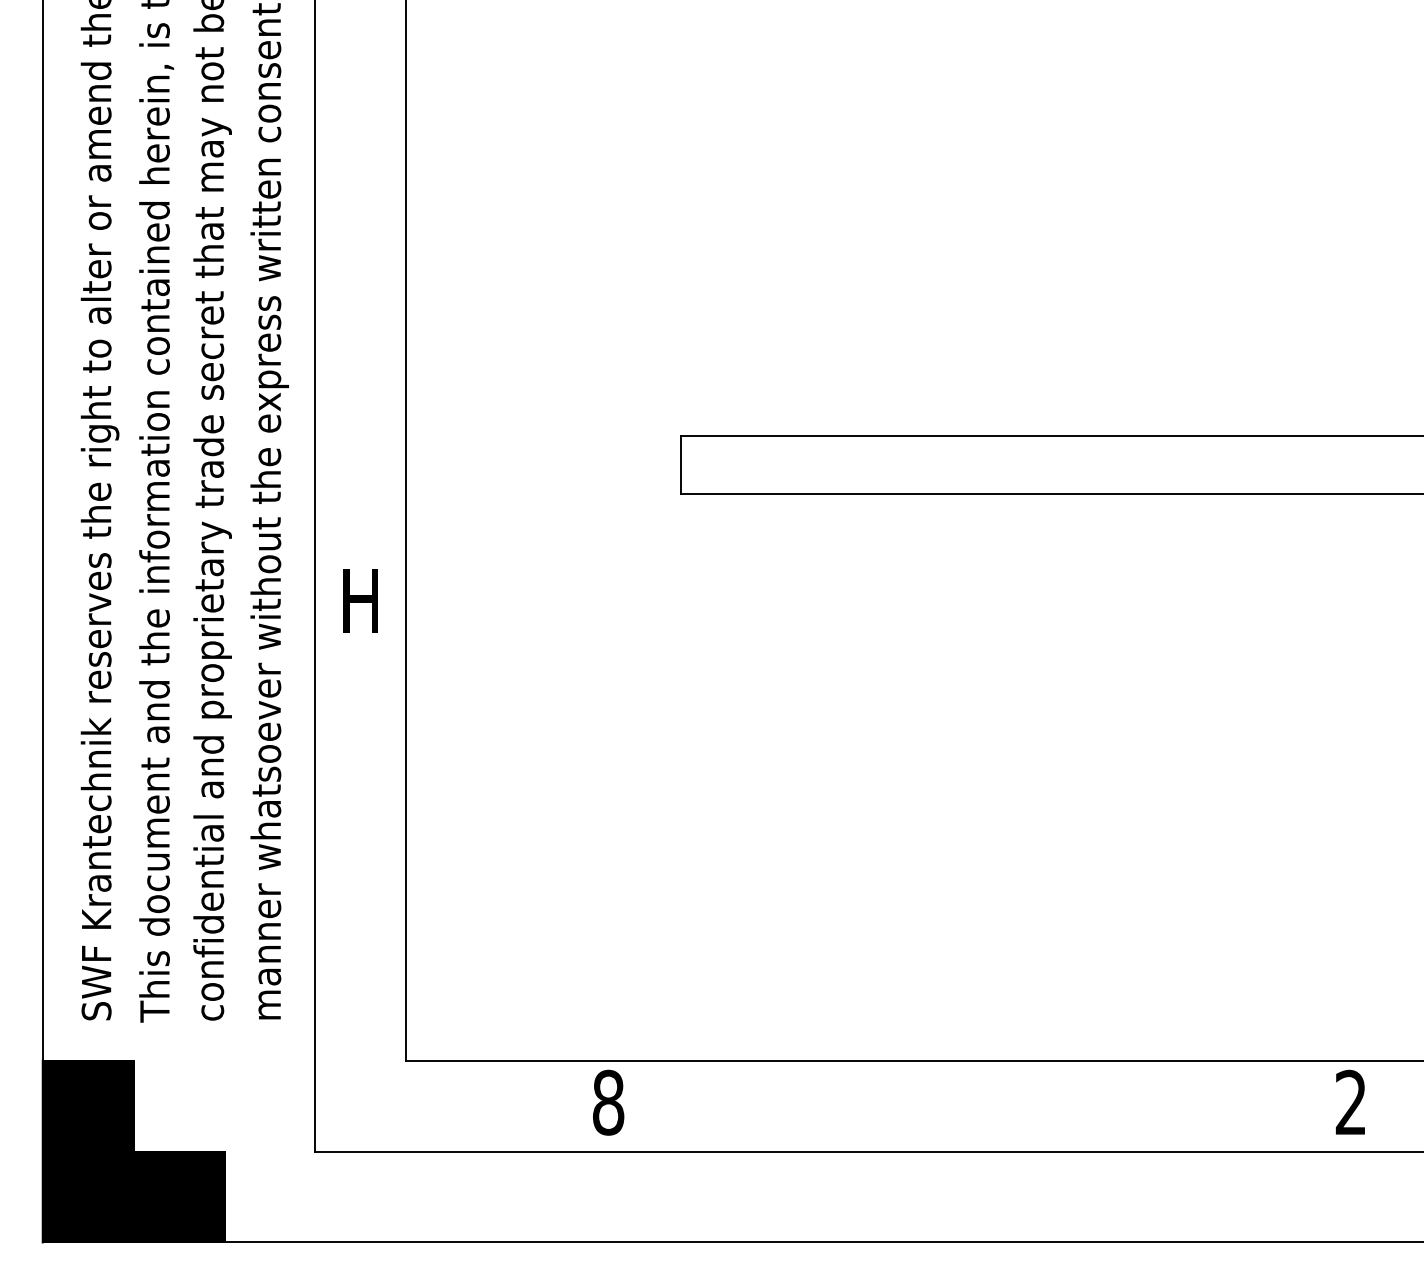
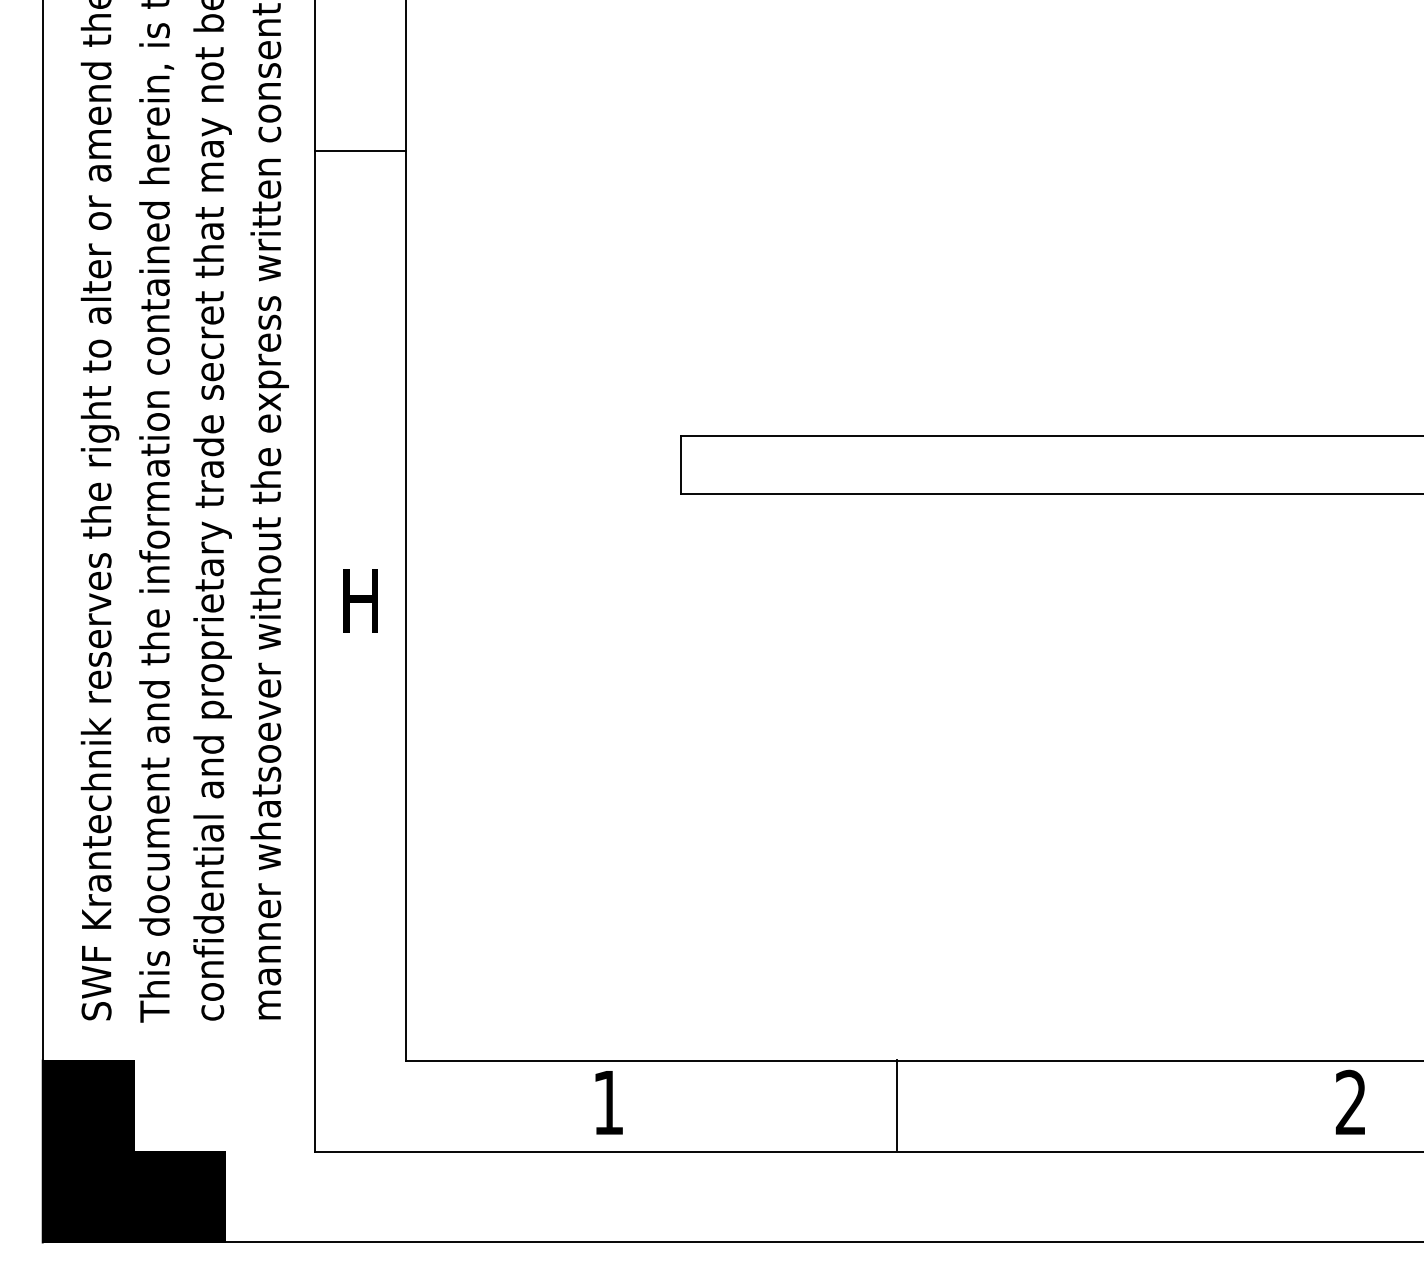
line: none -> present (360, 151)
text: 8 -> 1 (608, 1102)
line: none -> present (897, 1104)
